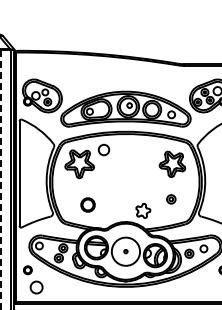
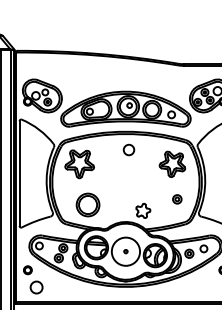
circle position: (103, 149) -> (128, 149) (128, 149)
line: dashed -> solid (0, 179)
part position: (171, 199) -> (177, 199) (177, 199)
part size: 16x16 px -> 26x26 px (87, 204)
